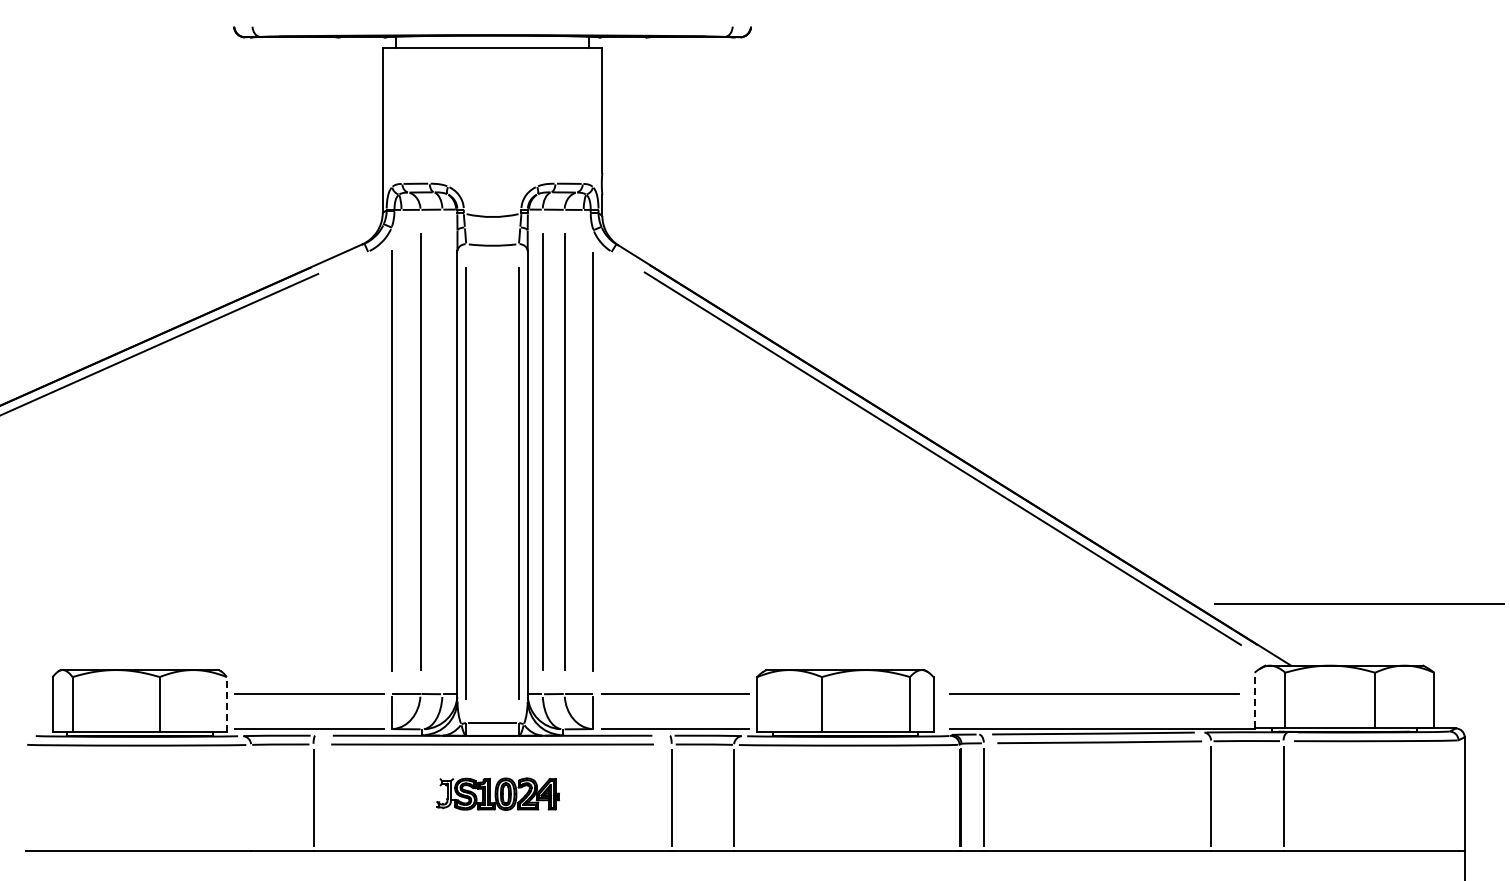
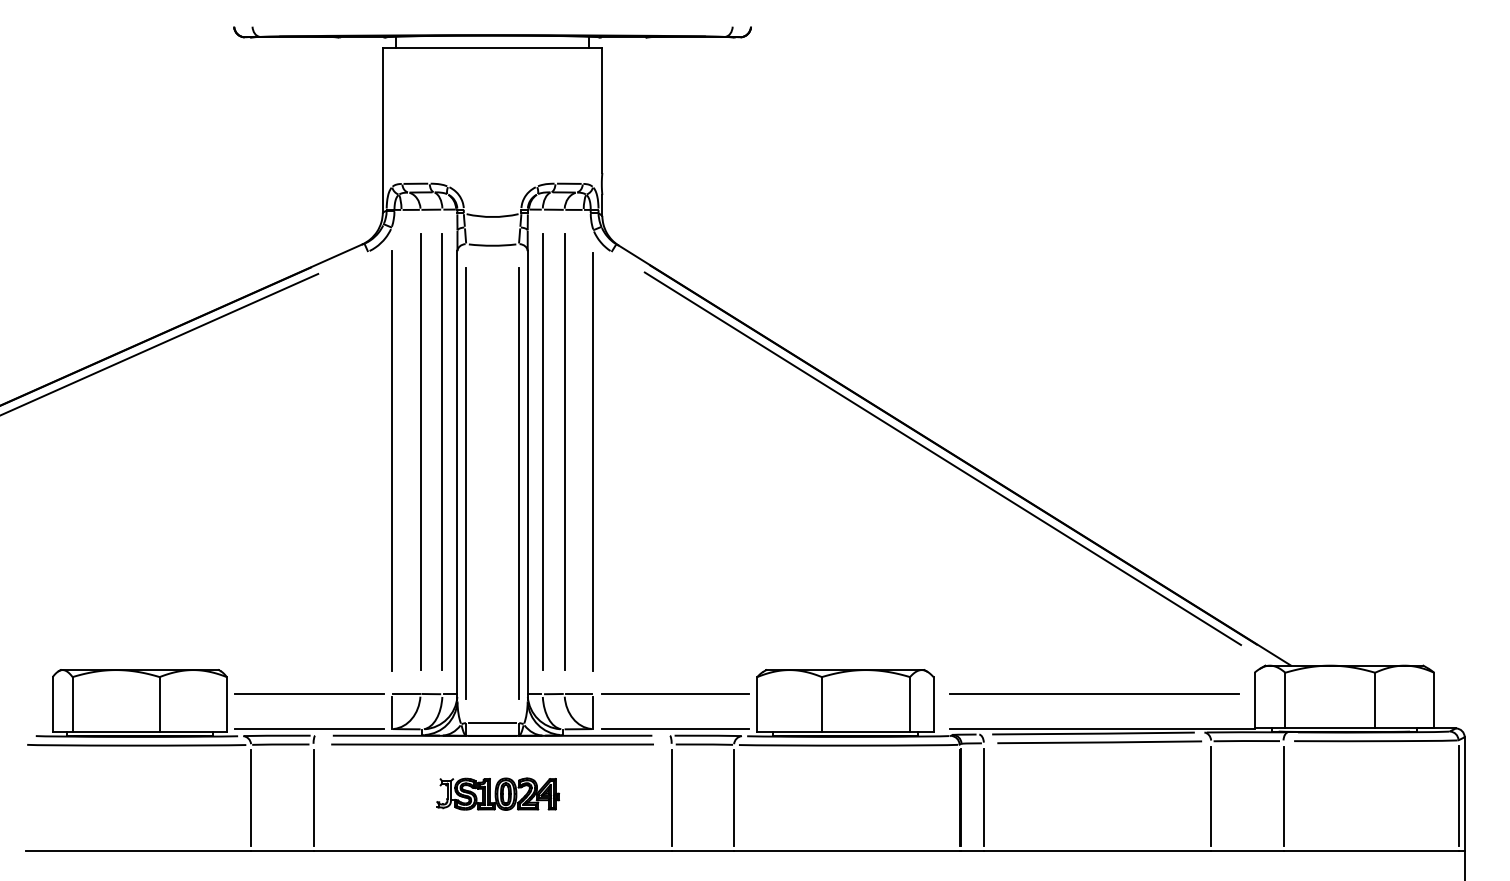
line: none -> present (441, 451)
line: present -> none (1359, 603)
line: dashed -> solid (1254, 700)
line: dashed -> solid (226, 704)
line: none -> present (1458, 795)
line: none -> present (251, 798)
